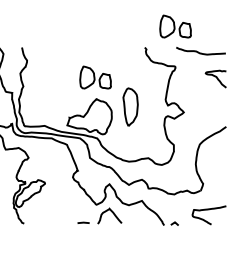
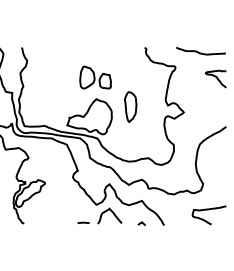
part: present -> none (175, 26)
part size: 17x40 px -> 14x32 px (130, 106)
curve position: (174, 223) -> (141, 223) (141, 223)
